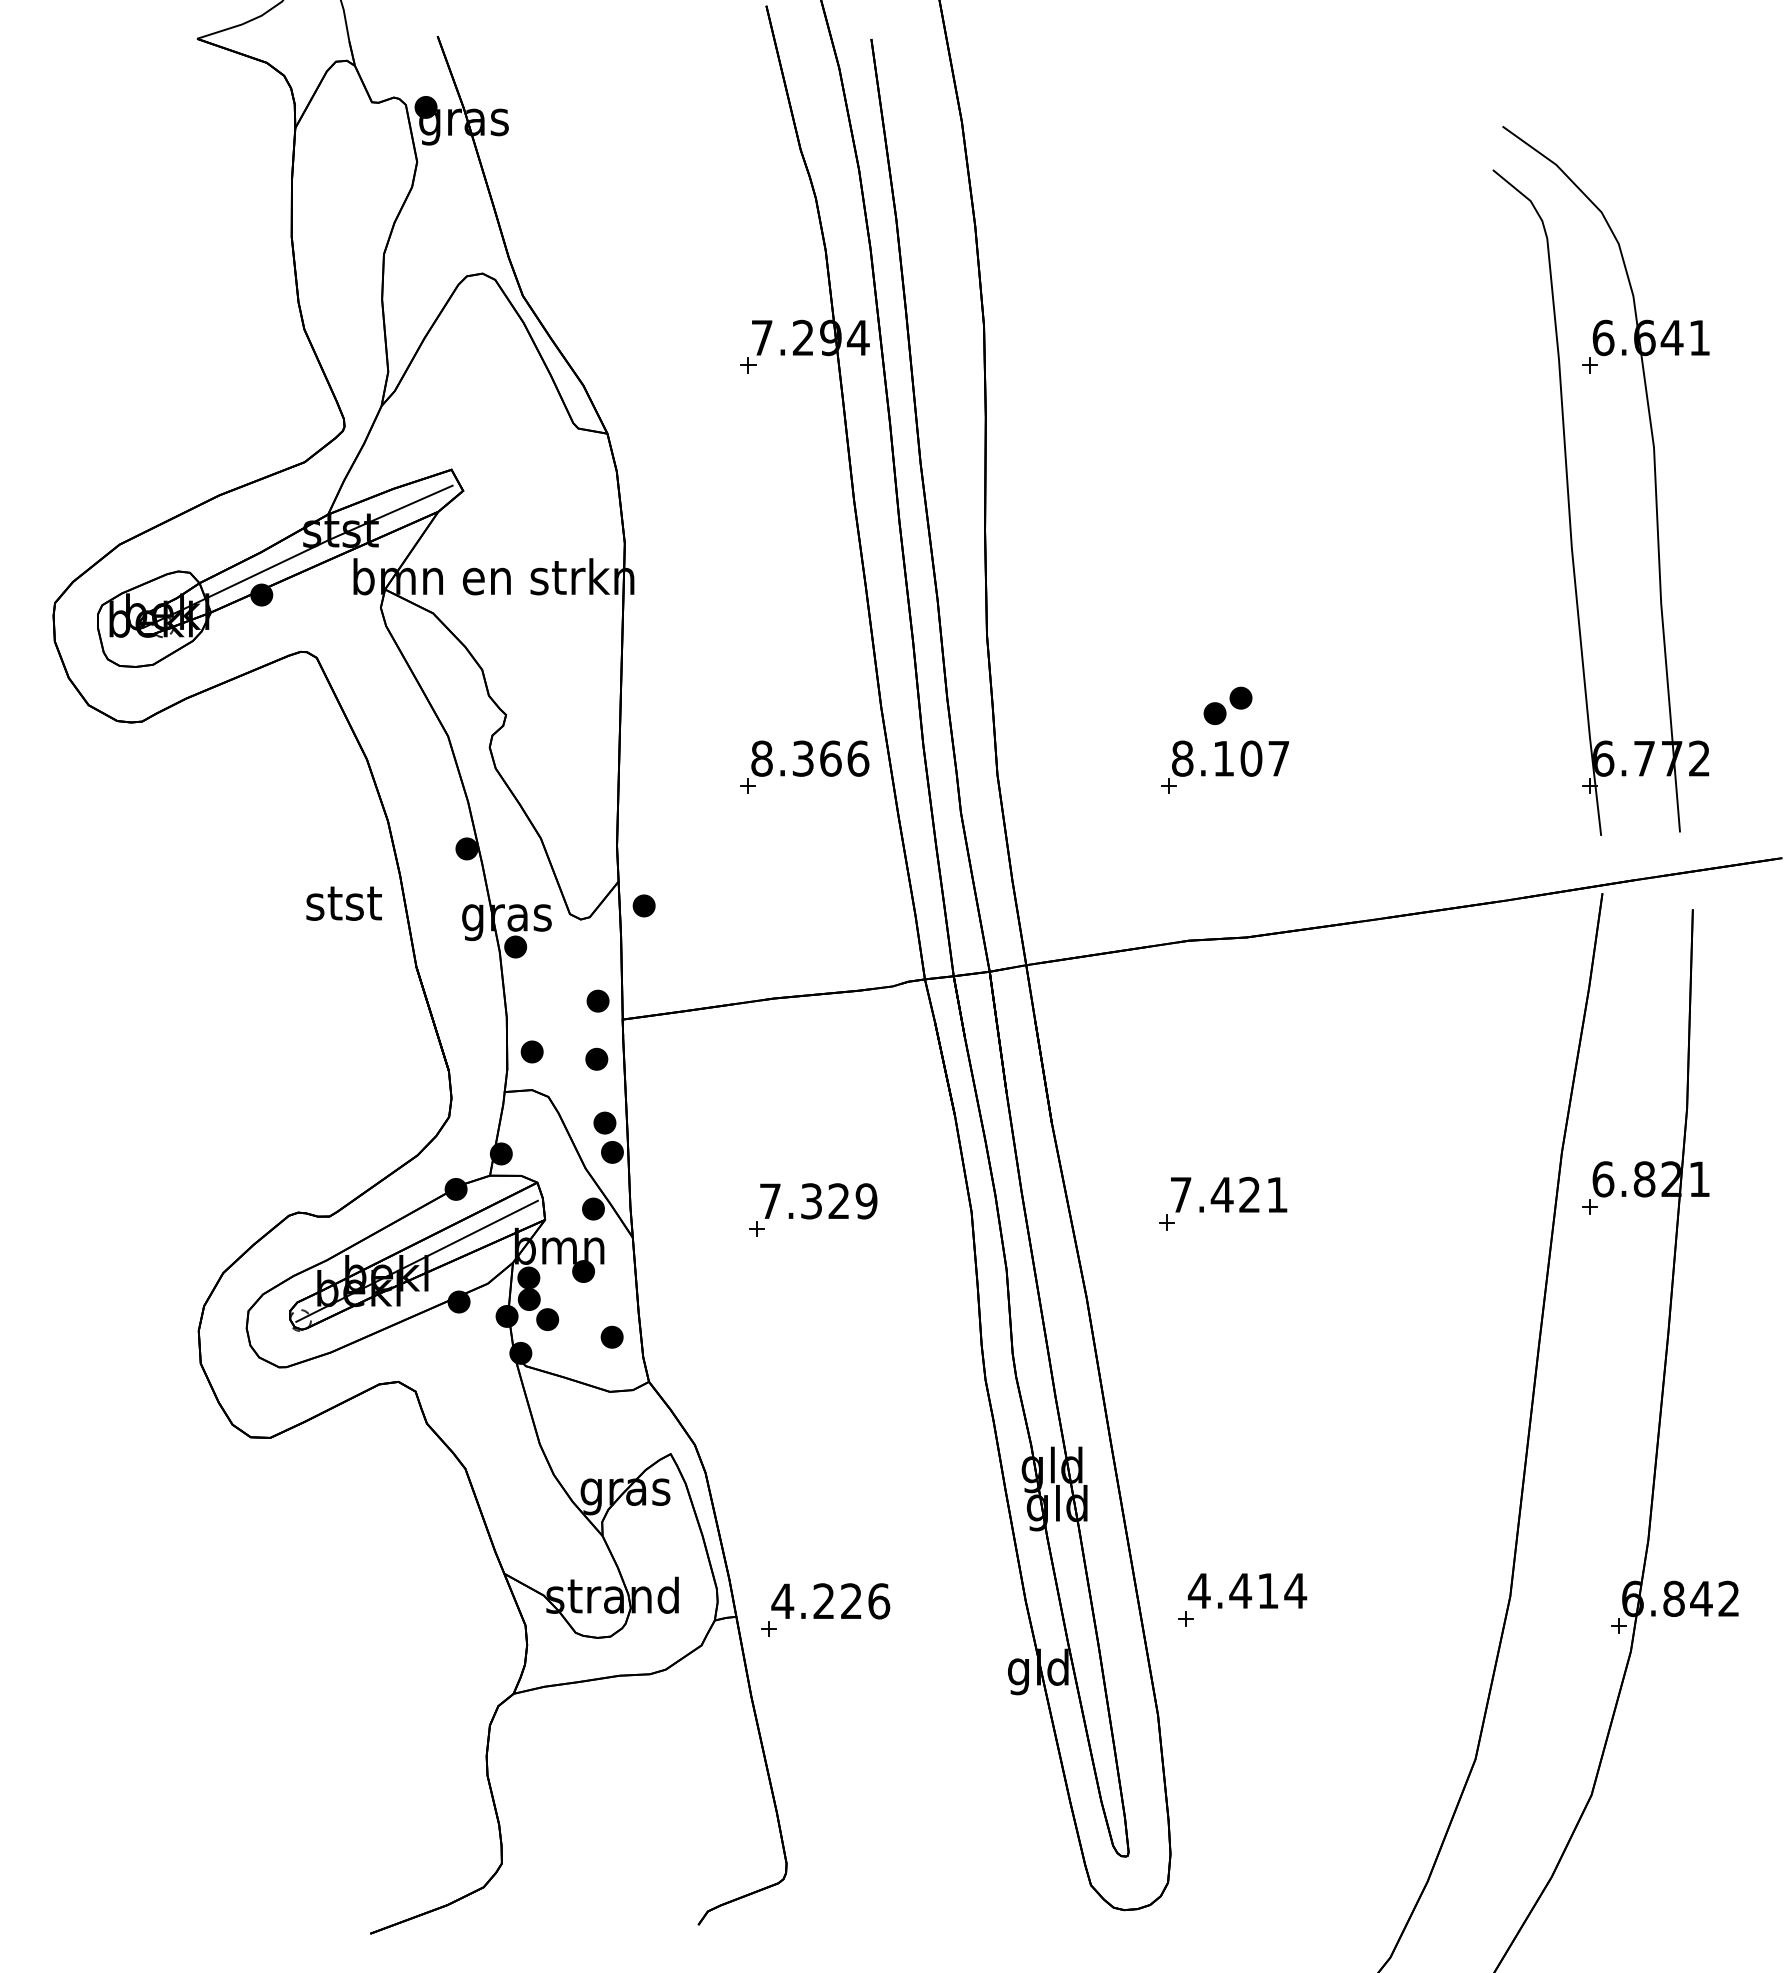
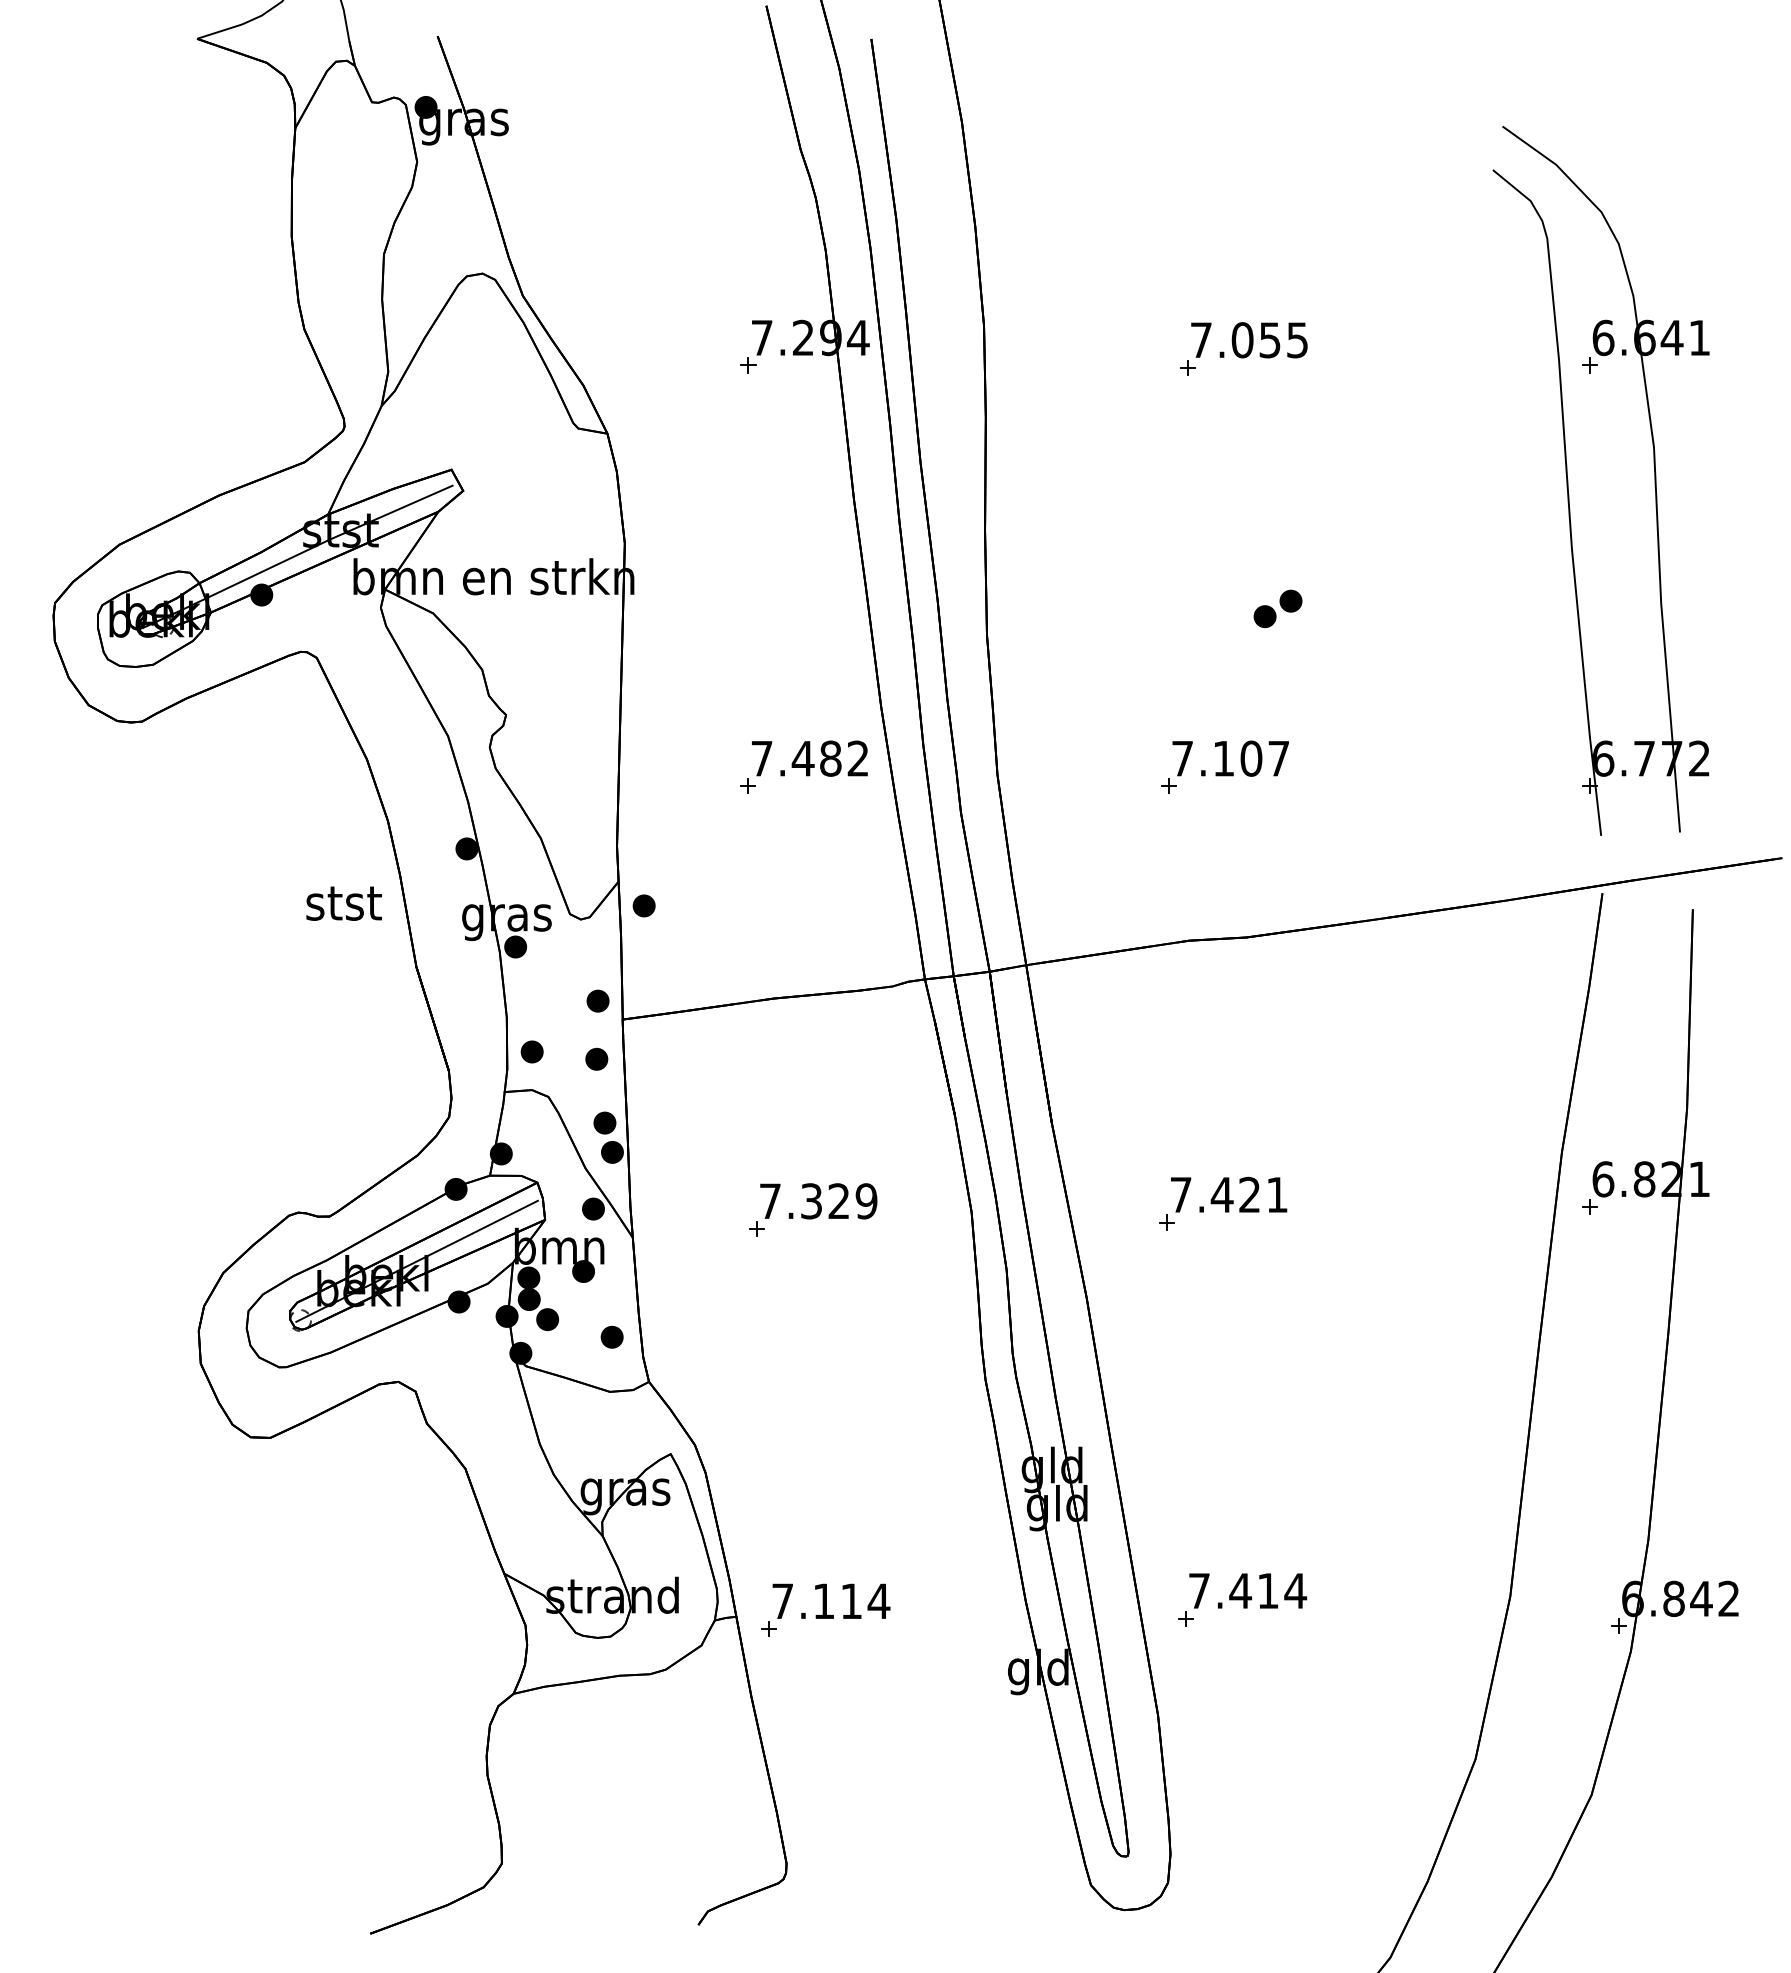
part: none -> present (1243, 348)
part position: (1227, 705) -> (1277, 608) (1277, 608)
text: 8.366 -> 7.482 (810, 758)
text: 8.107 -> 7.107 (1182, 758)
text: 4.414 -> 7.414 (1198, 1590)
text: 4.226 -> 7.114 (830, 1601)
